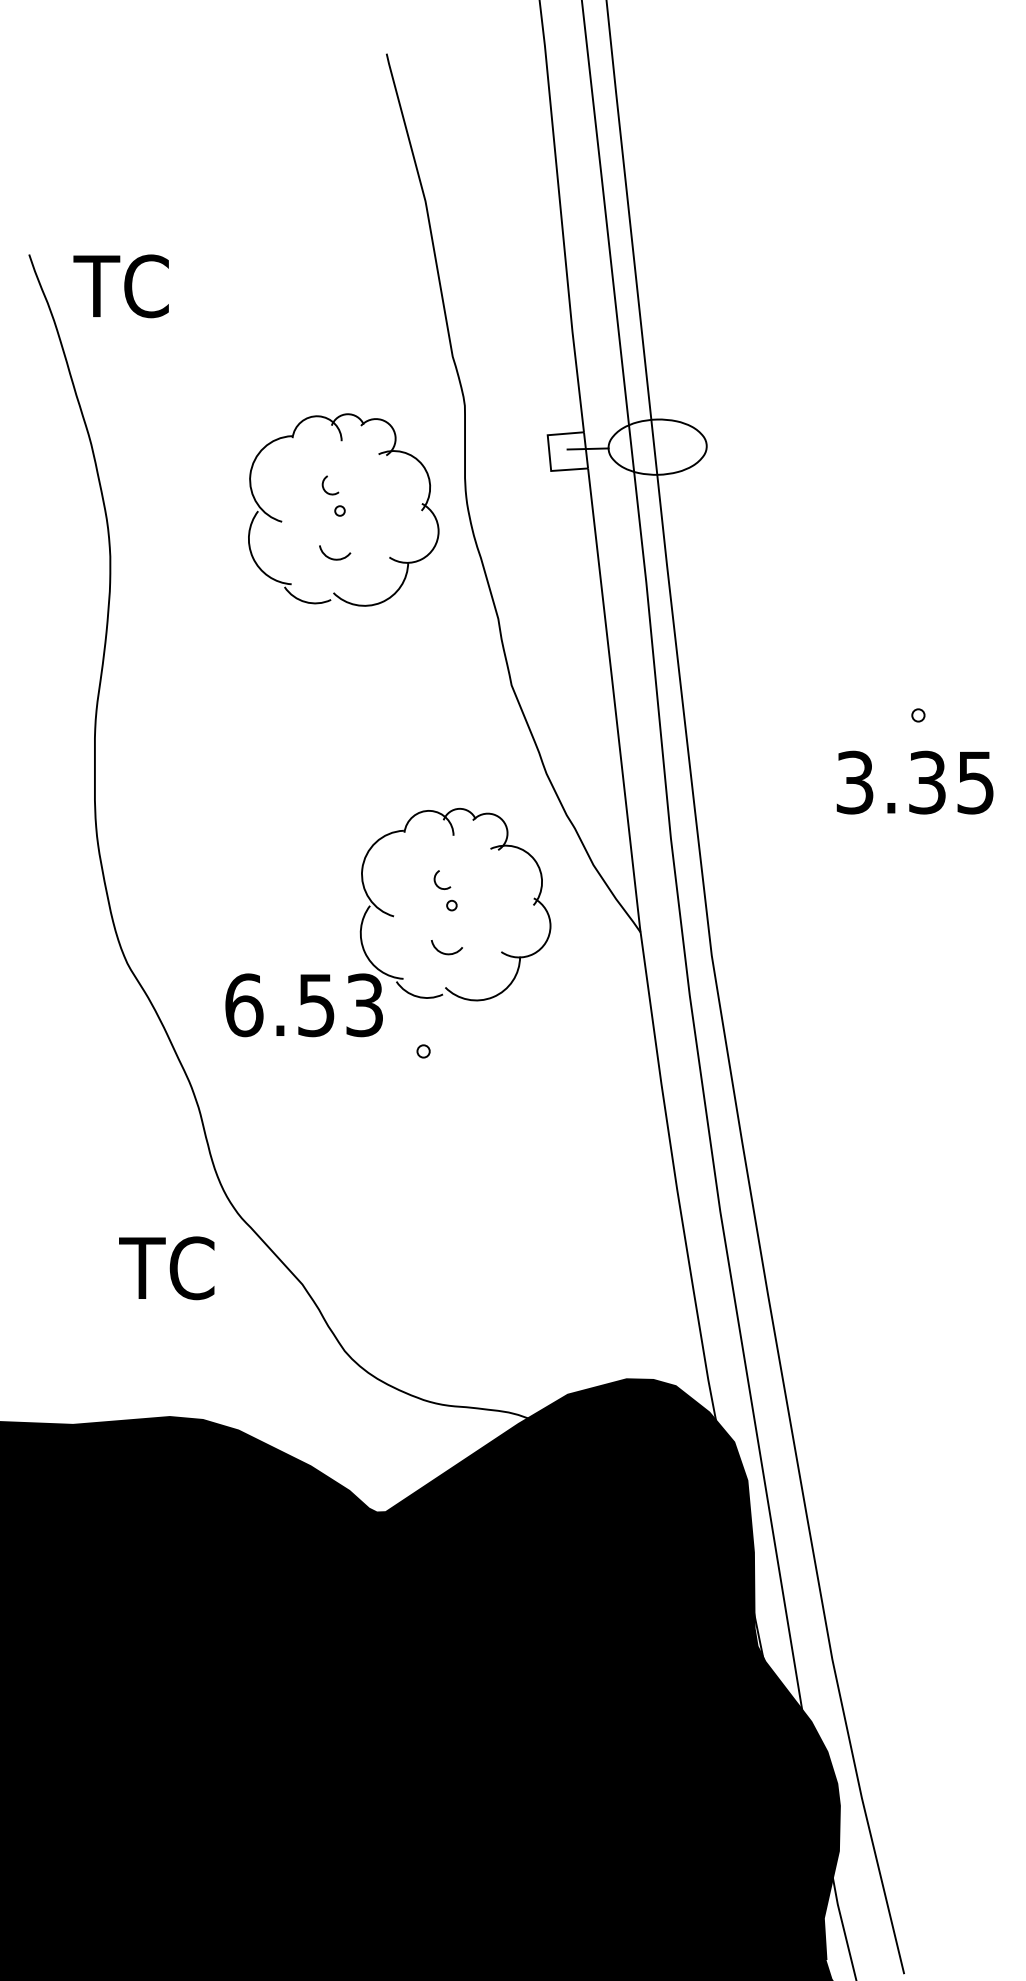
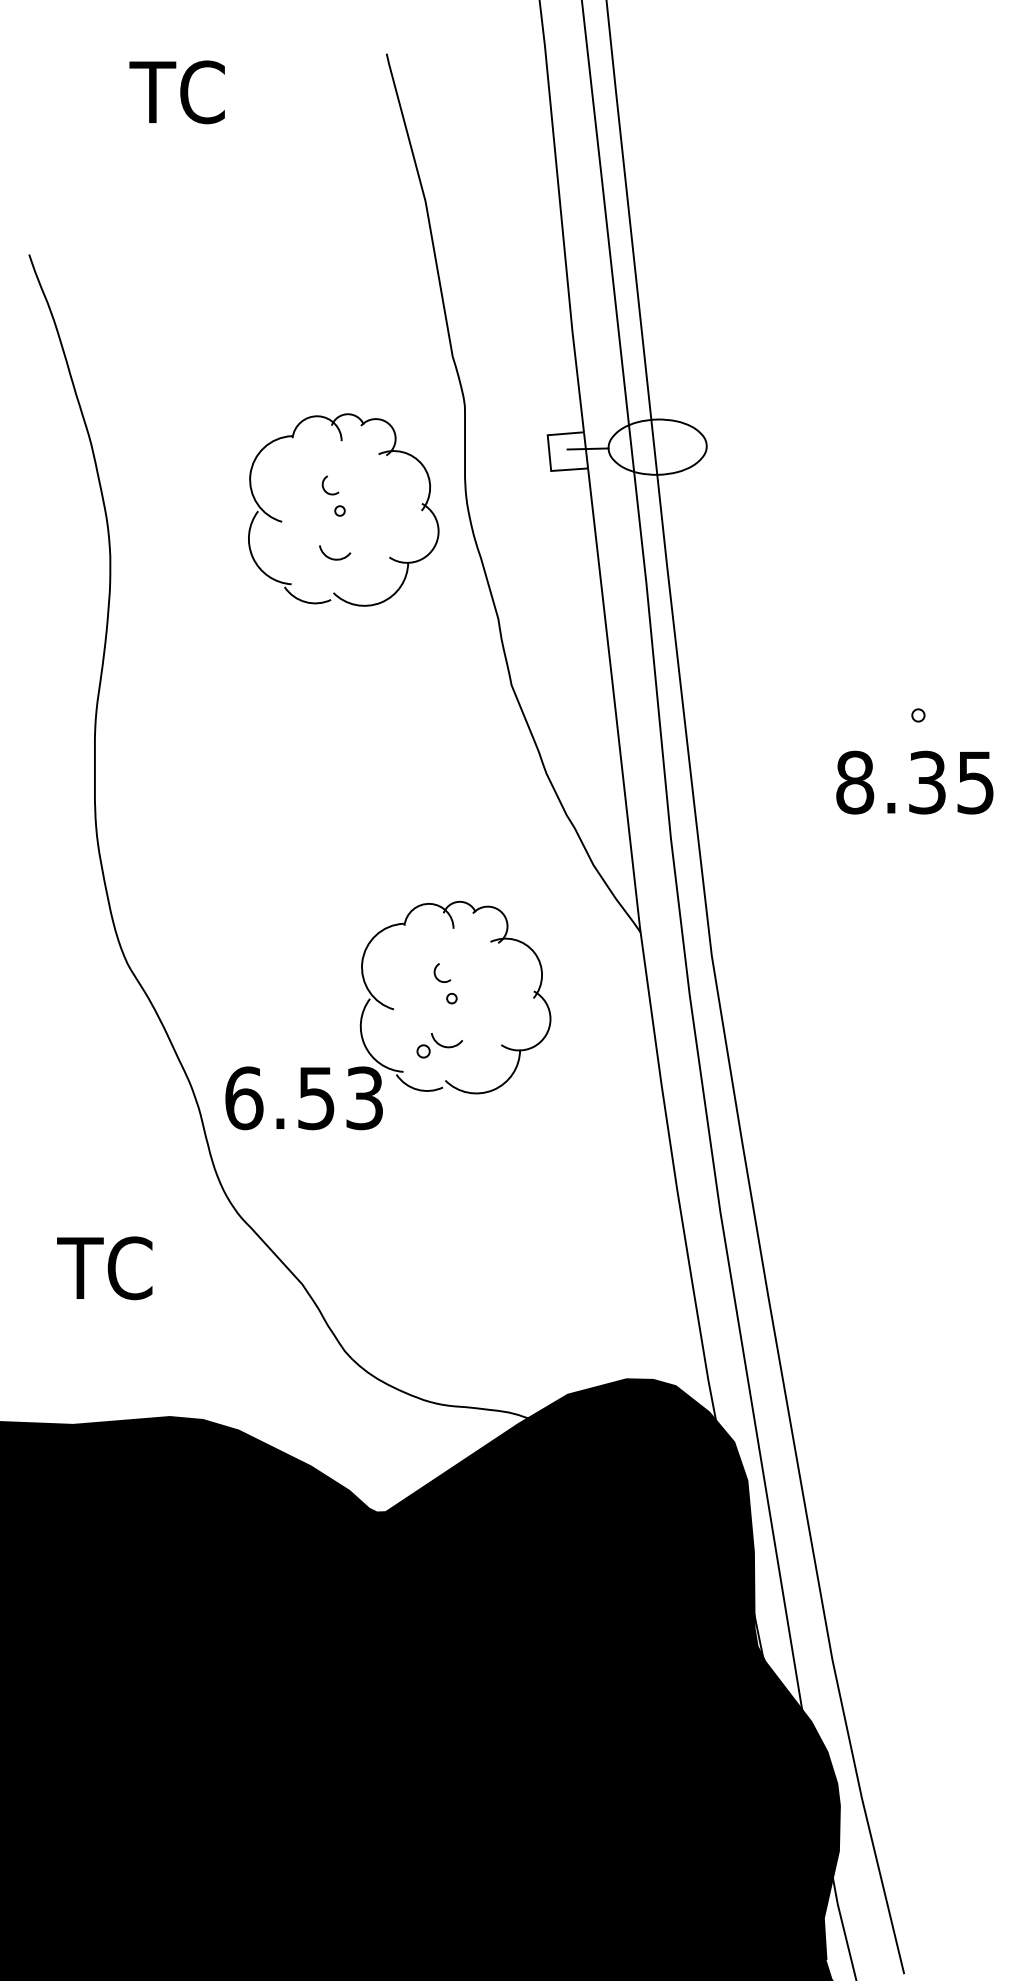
text position: (120, 286) -> (176, 92) (176, 92)
text: 3.35 -> 8.35 (855, 782)
part position: (390, 916) -> (390, 1009) (390, 1009)
text position: (166, 1268) -> (104, 1268) (104, 1268)
